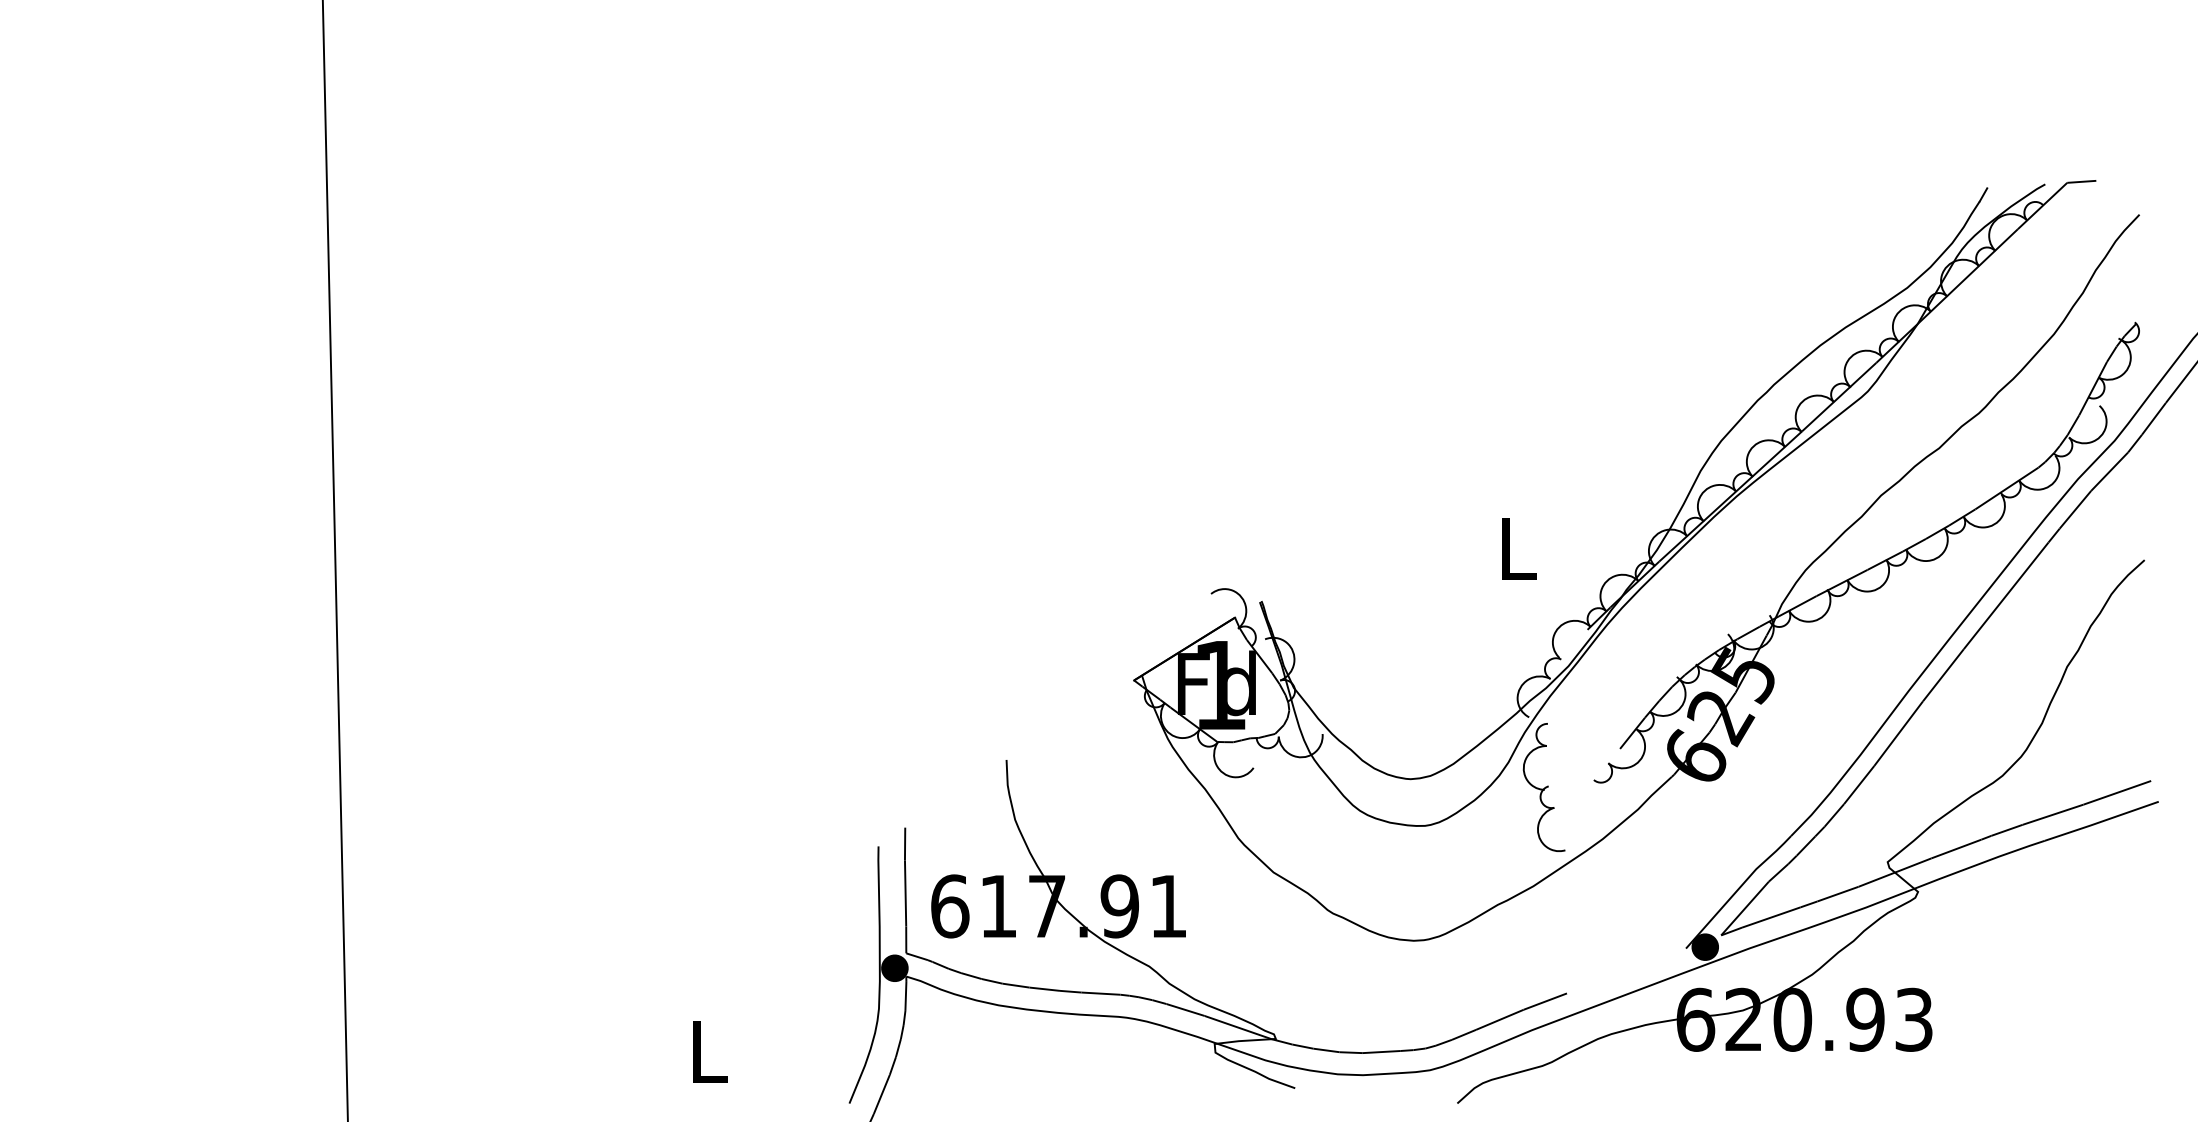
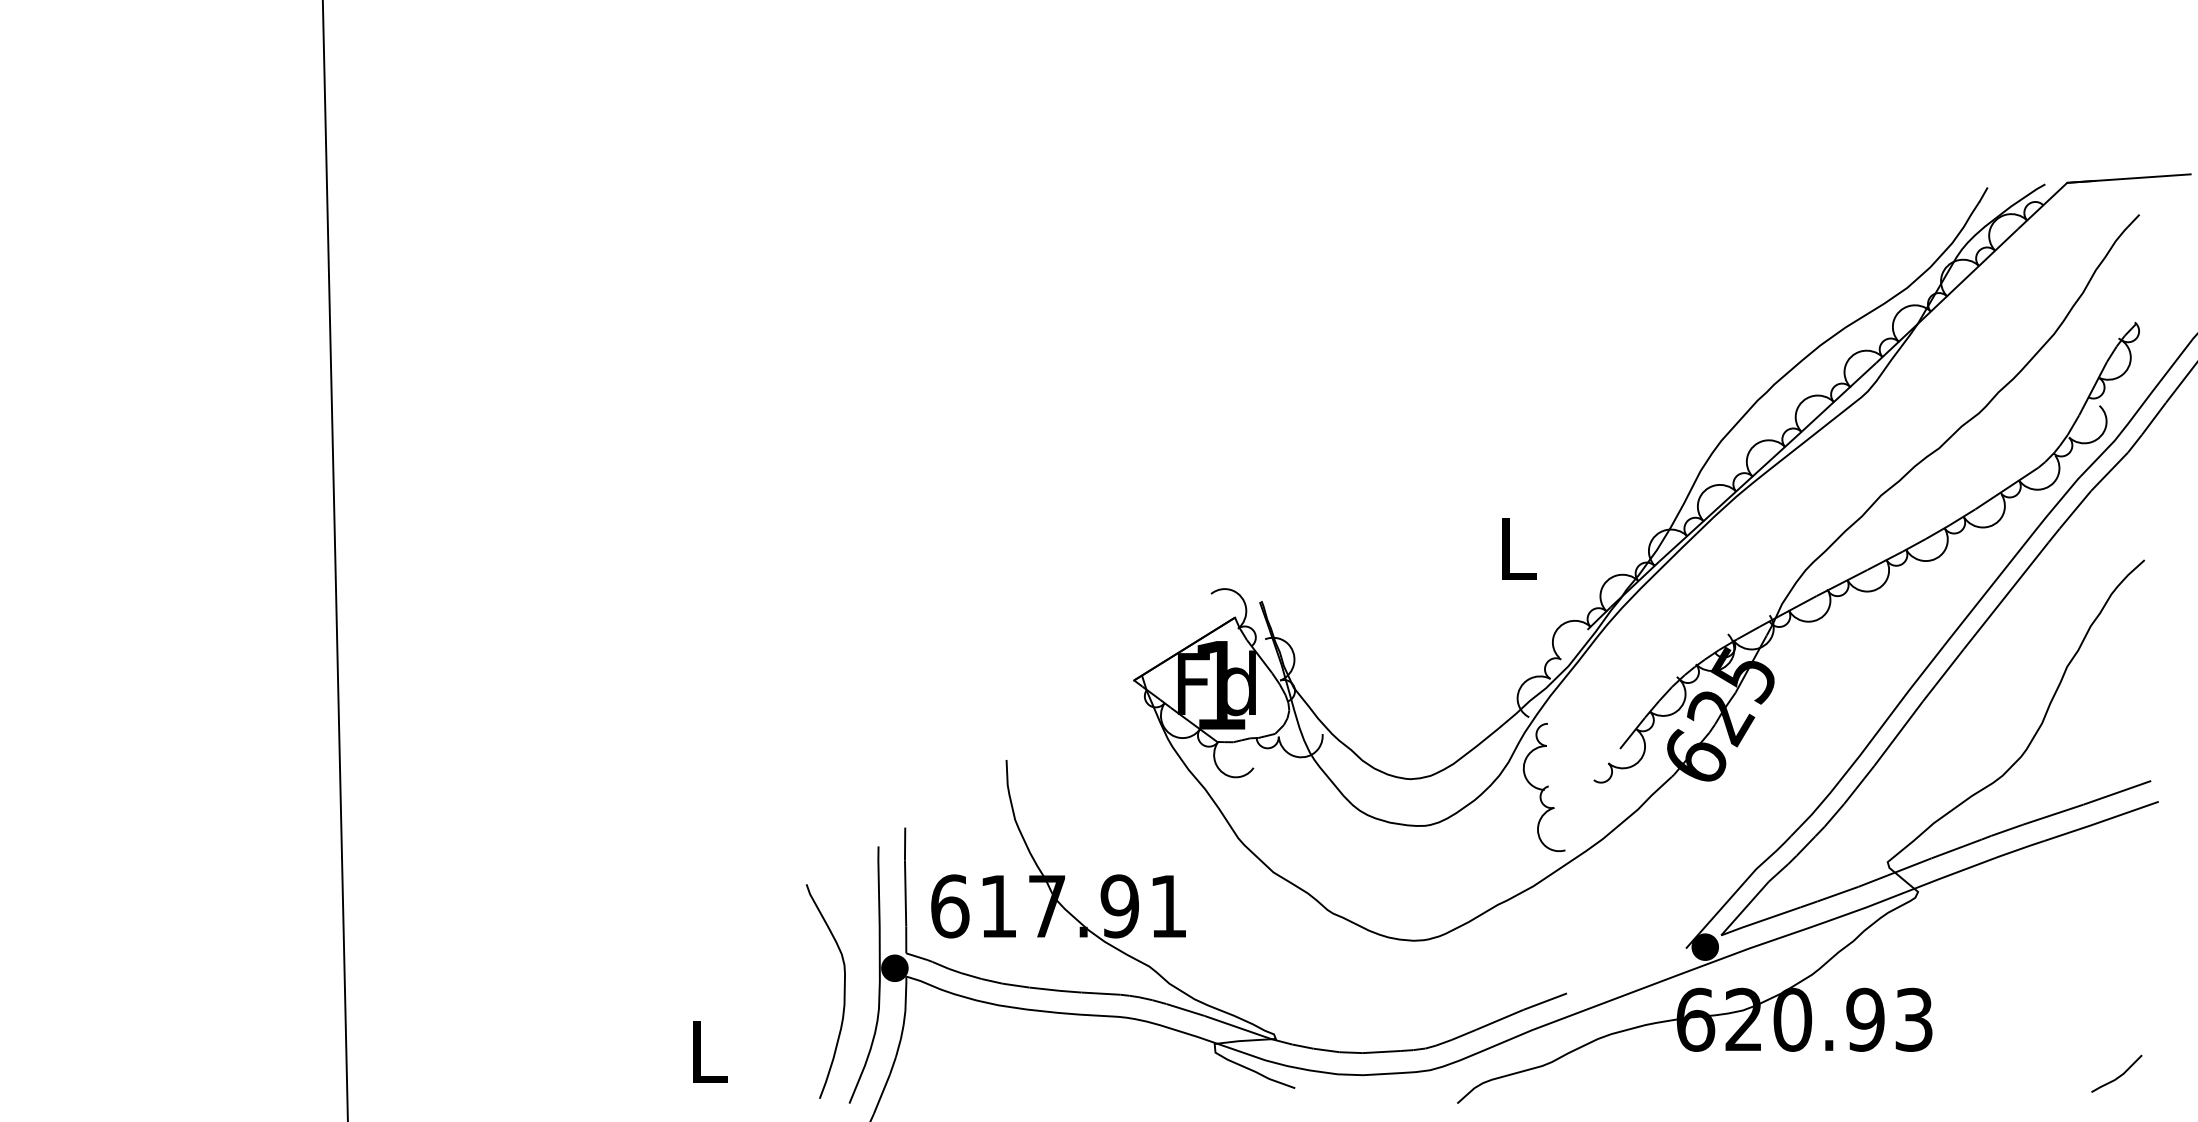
line: none -> present (2128, 178)
curve: none -> present (843, 991)
line: none -> present (2119, 1075)
